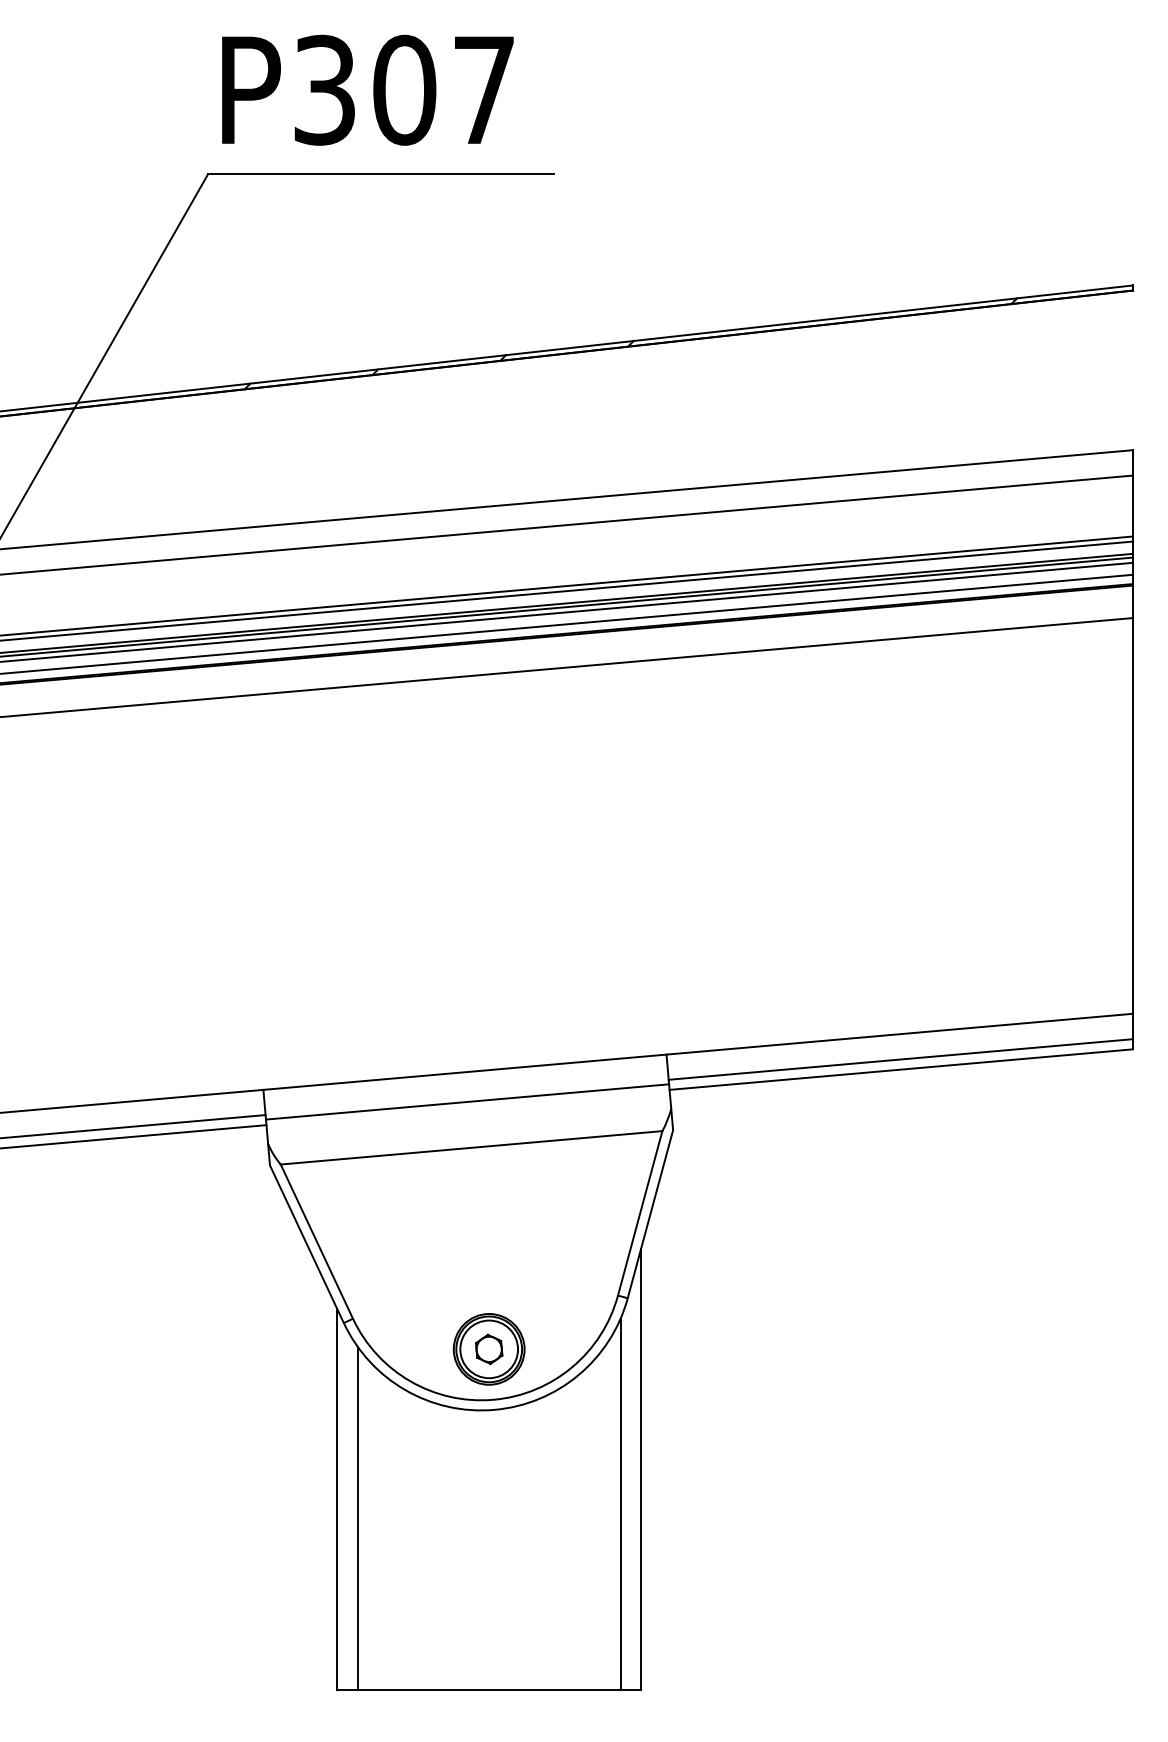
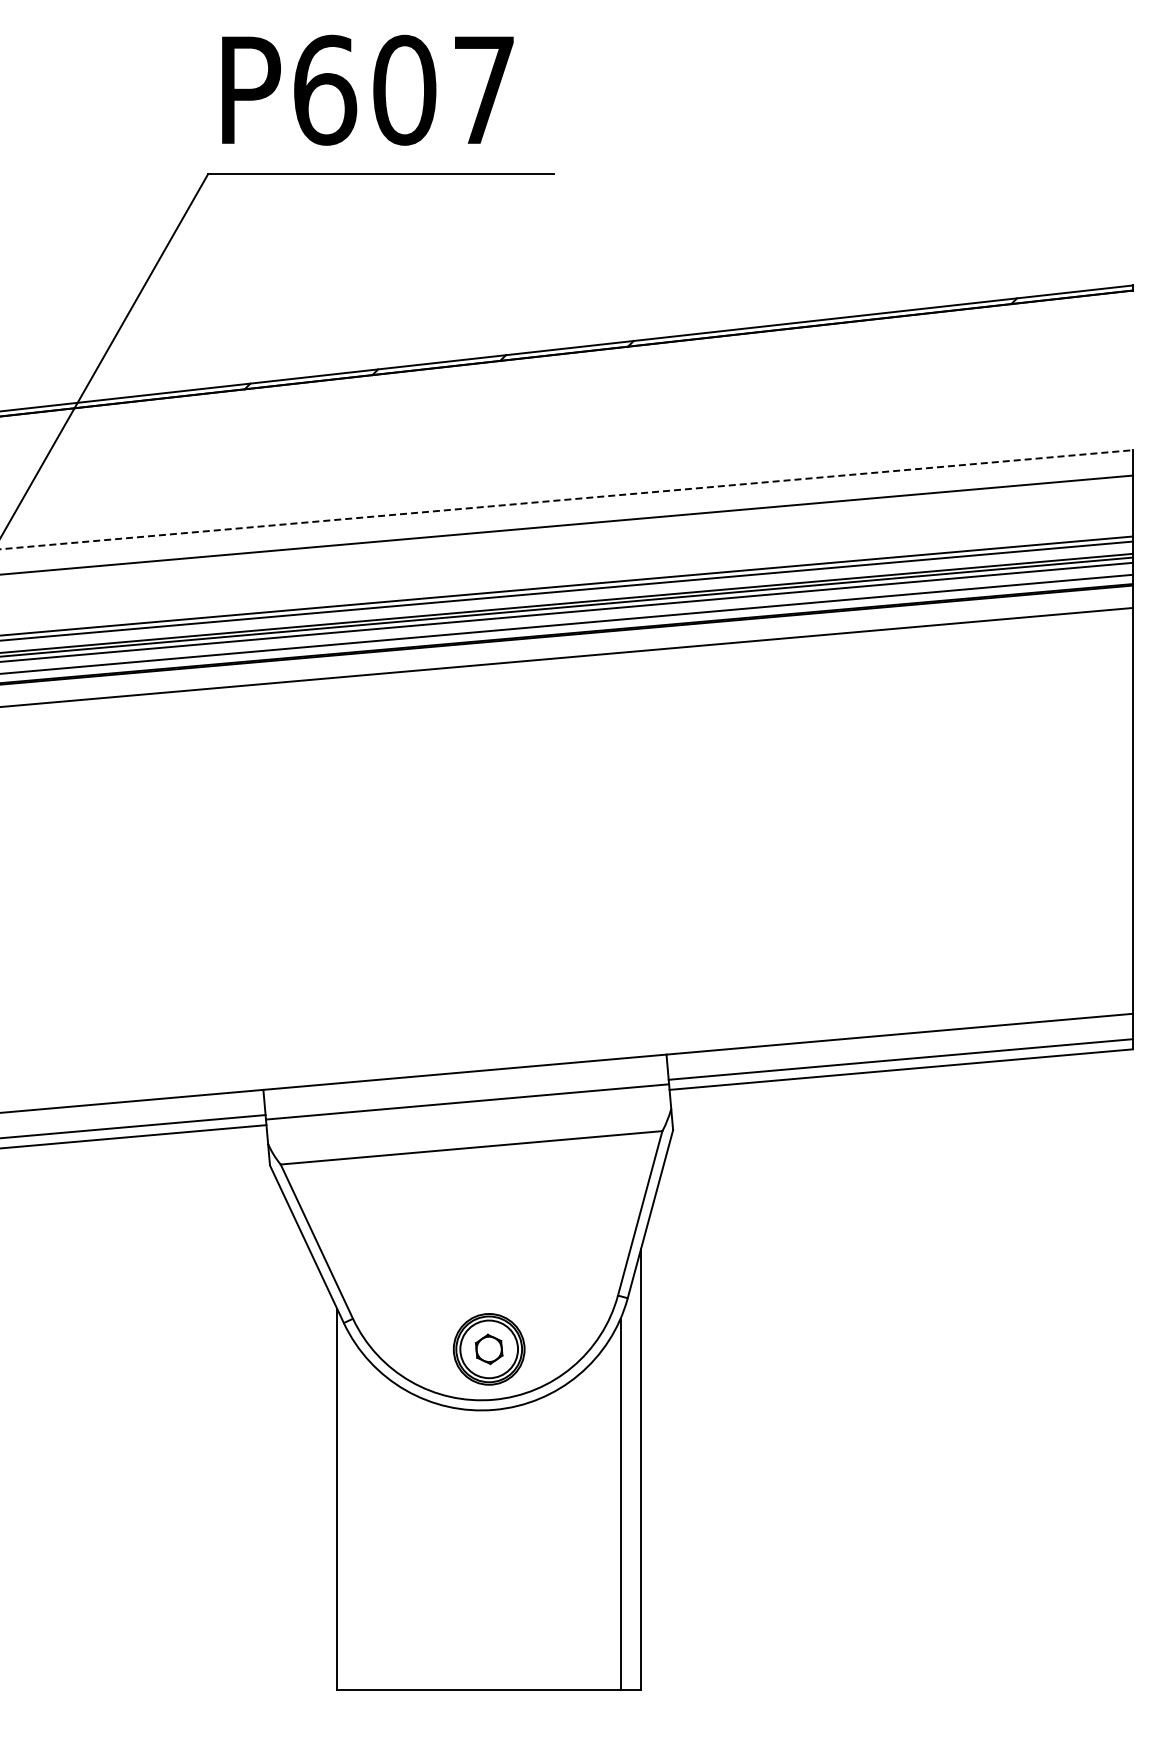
text: P307 -> P607 (325, 89)
line: solid -> dashed (567, 499)
line position: (567, 667) -> (567, 657) (567, 657)
line: present -> none (357, 1517)
